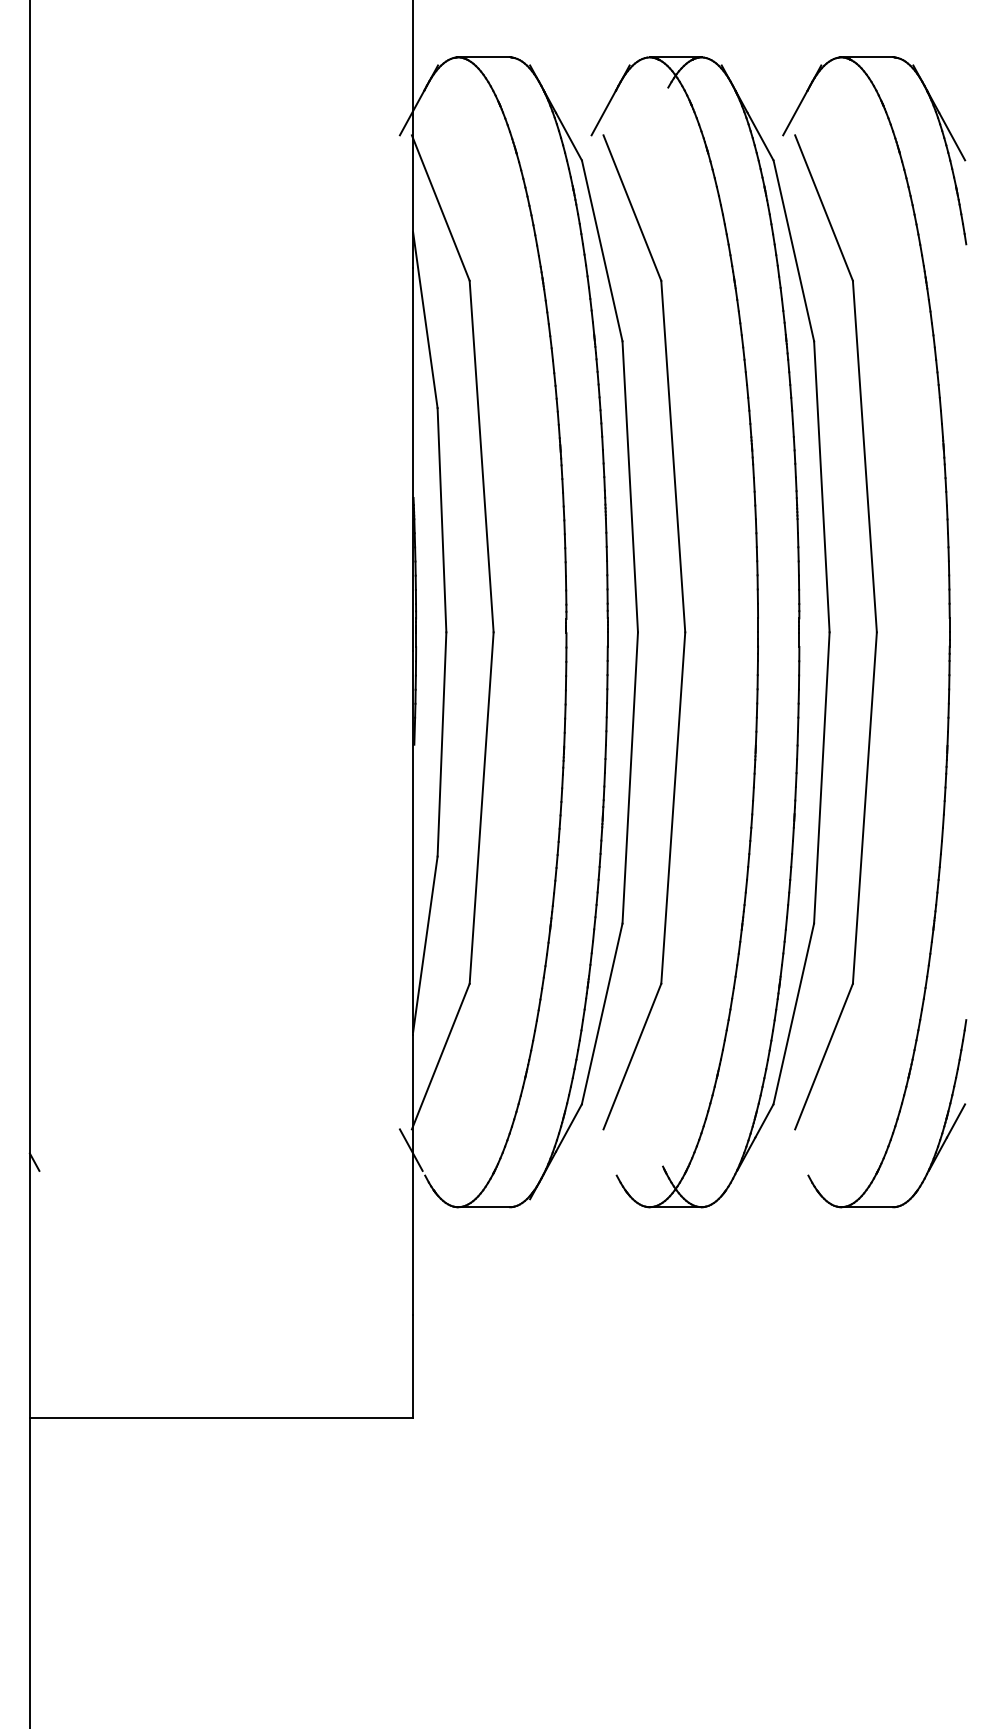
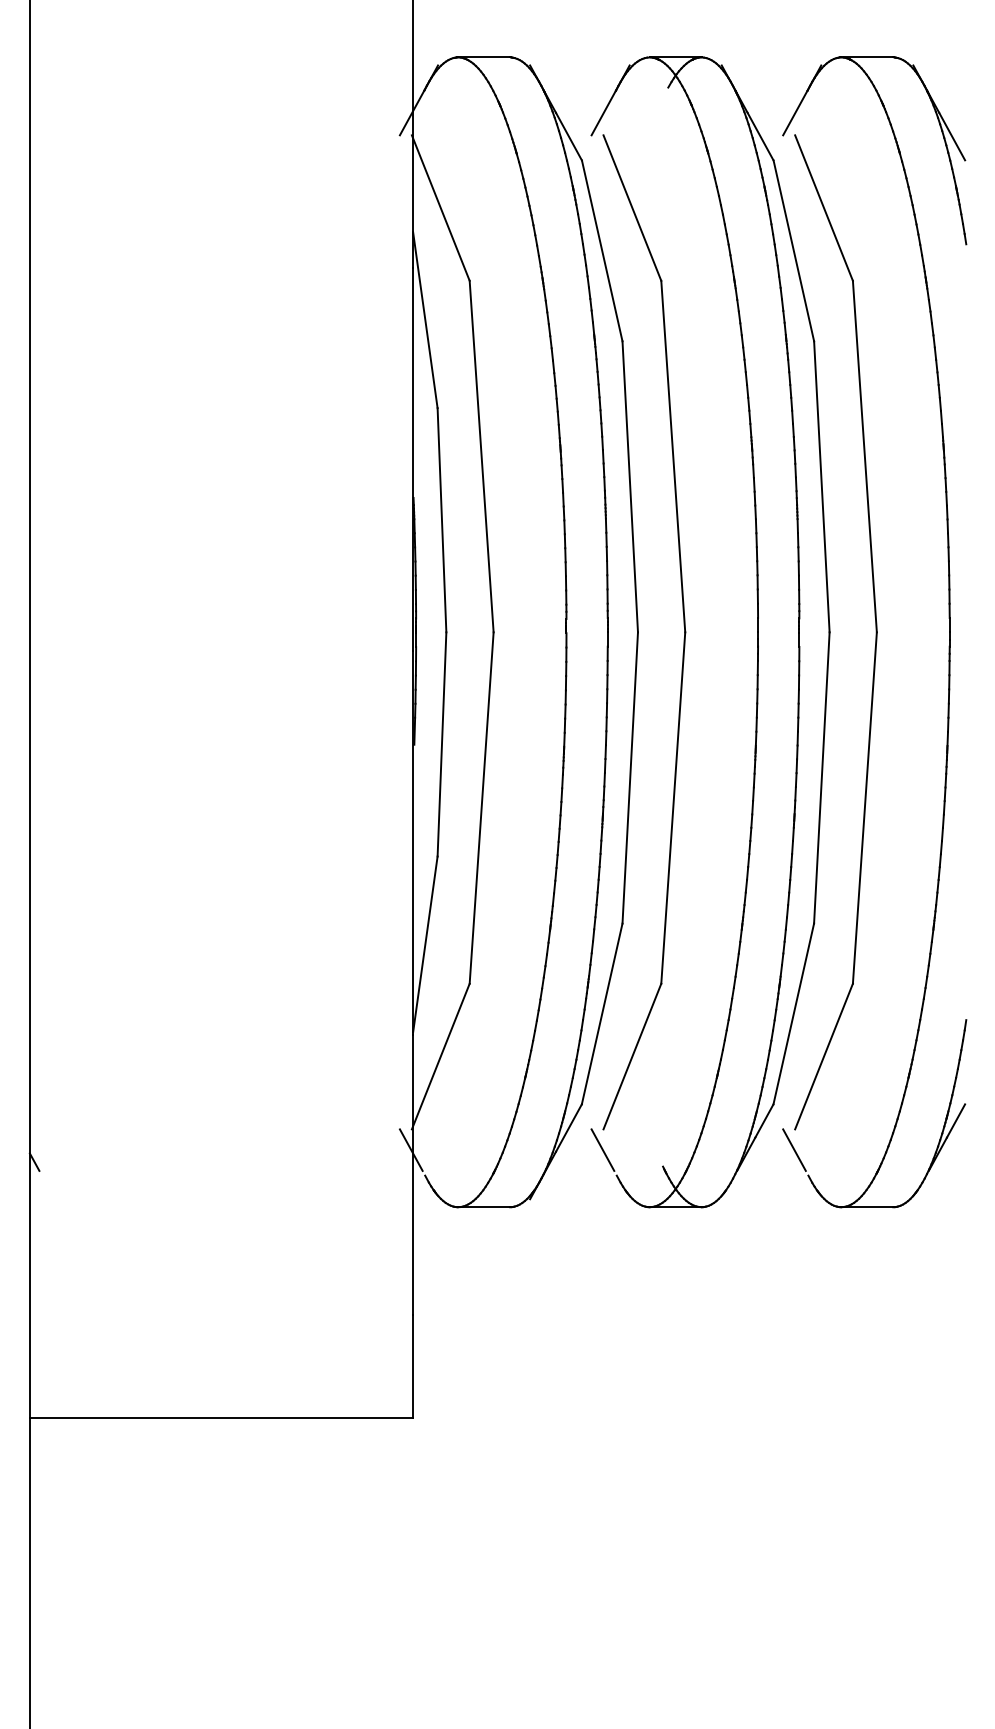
line: none -> present (602, 1149)
line: none -> present (794, 1149)
